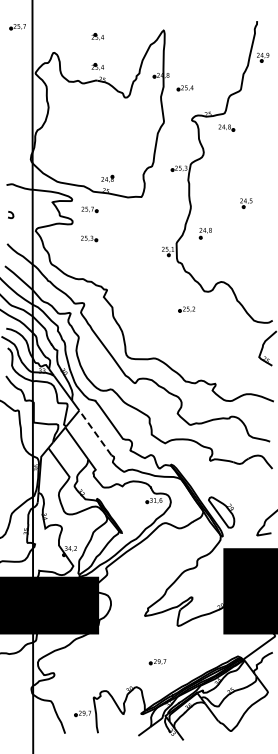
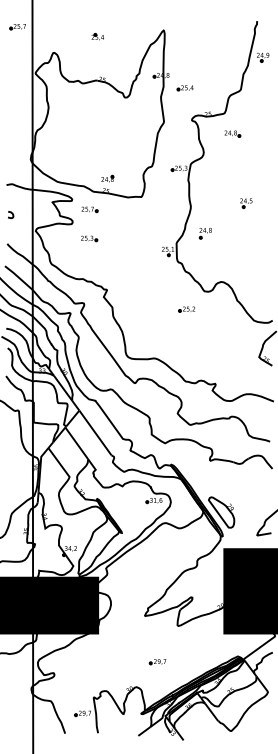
part: present -> none (97, 66)
part position: (226, 127) -> (232, 133) (232, 133)
line: dashed -> solid (94, 431)
